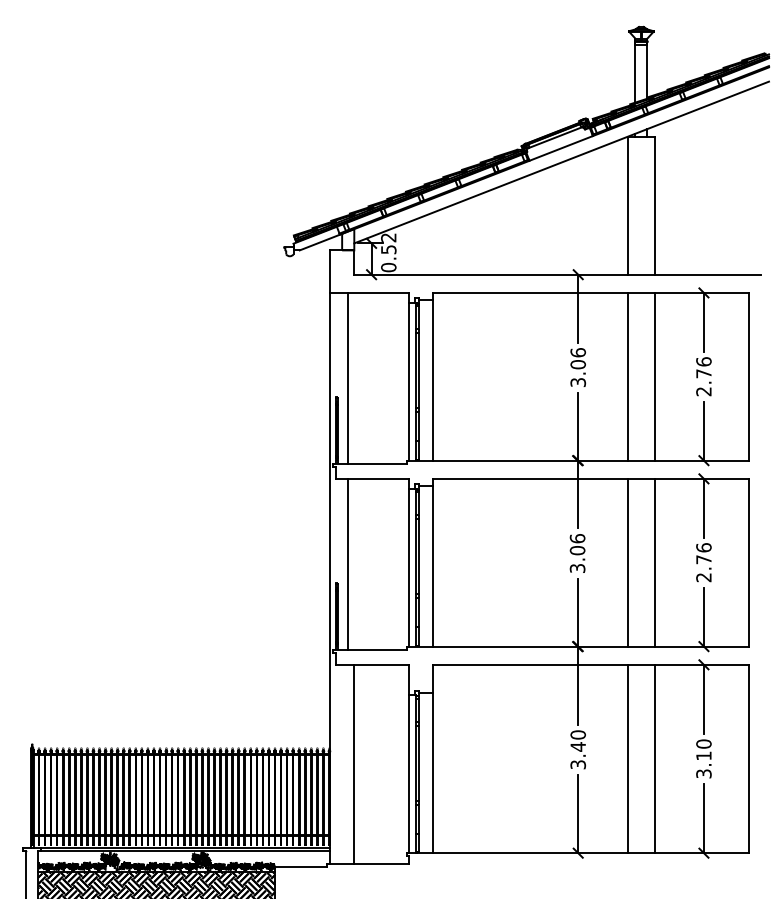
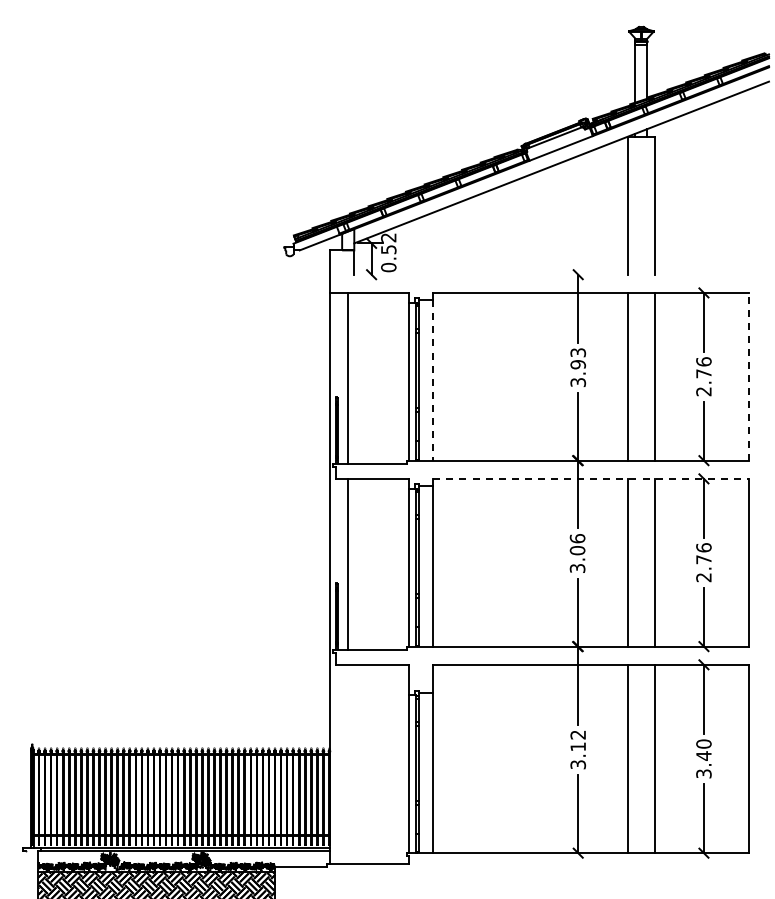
line: present -> none (557, 274)
text: 3.06 -> 3.93 (577, 358)
line: solid -> dashed (749, 376)
line: solid -> dashed (433, 380)
line: solid -> dashed (591, 478)
text: 3.40 -> 3.12 (577, 740)
text: 3.10 -> 3.40 (703, 755)
line: present -> none (354, 763)
line: present -> none (26, 872)
